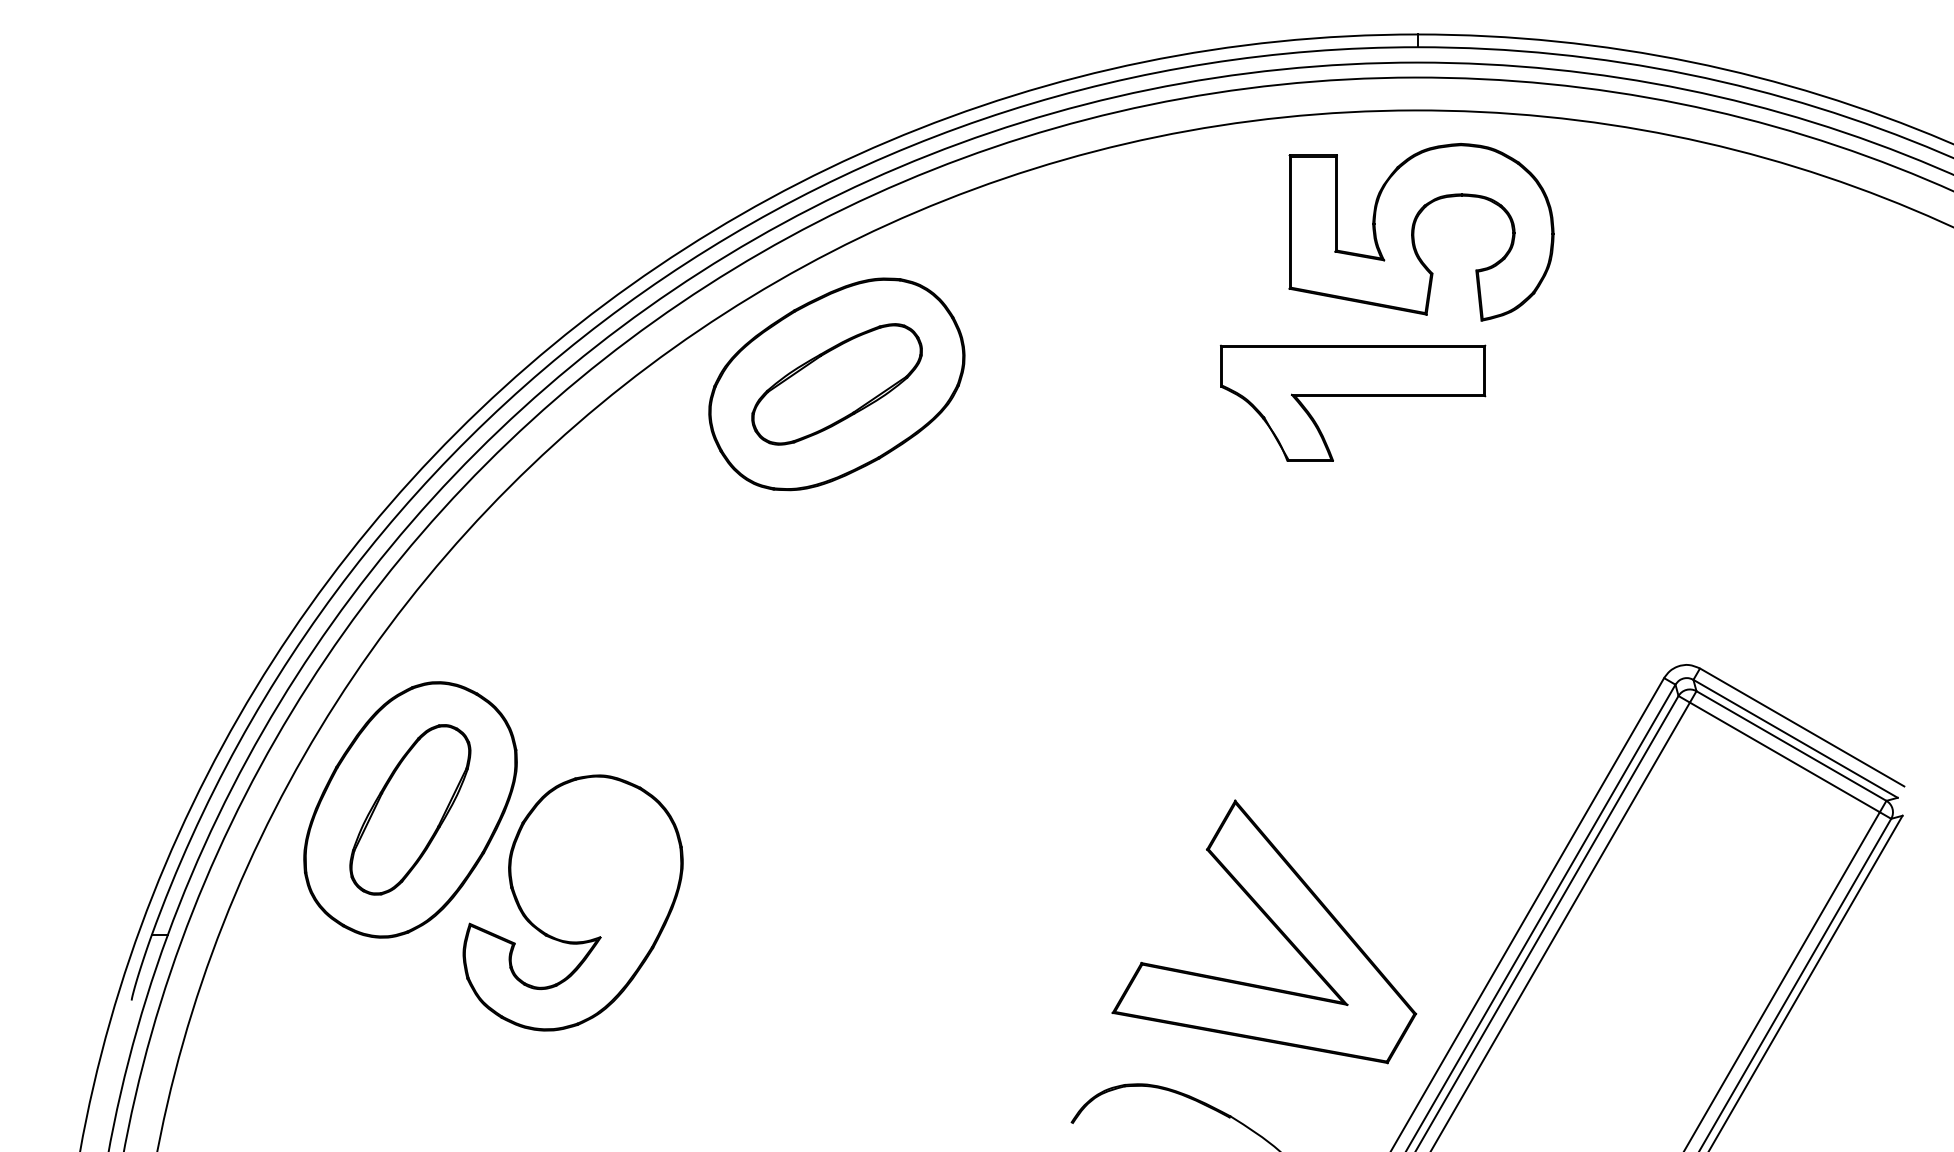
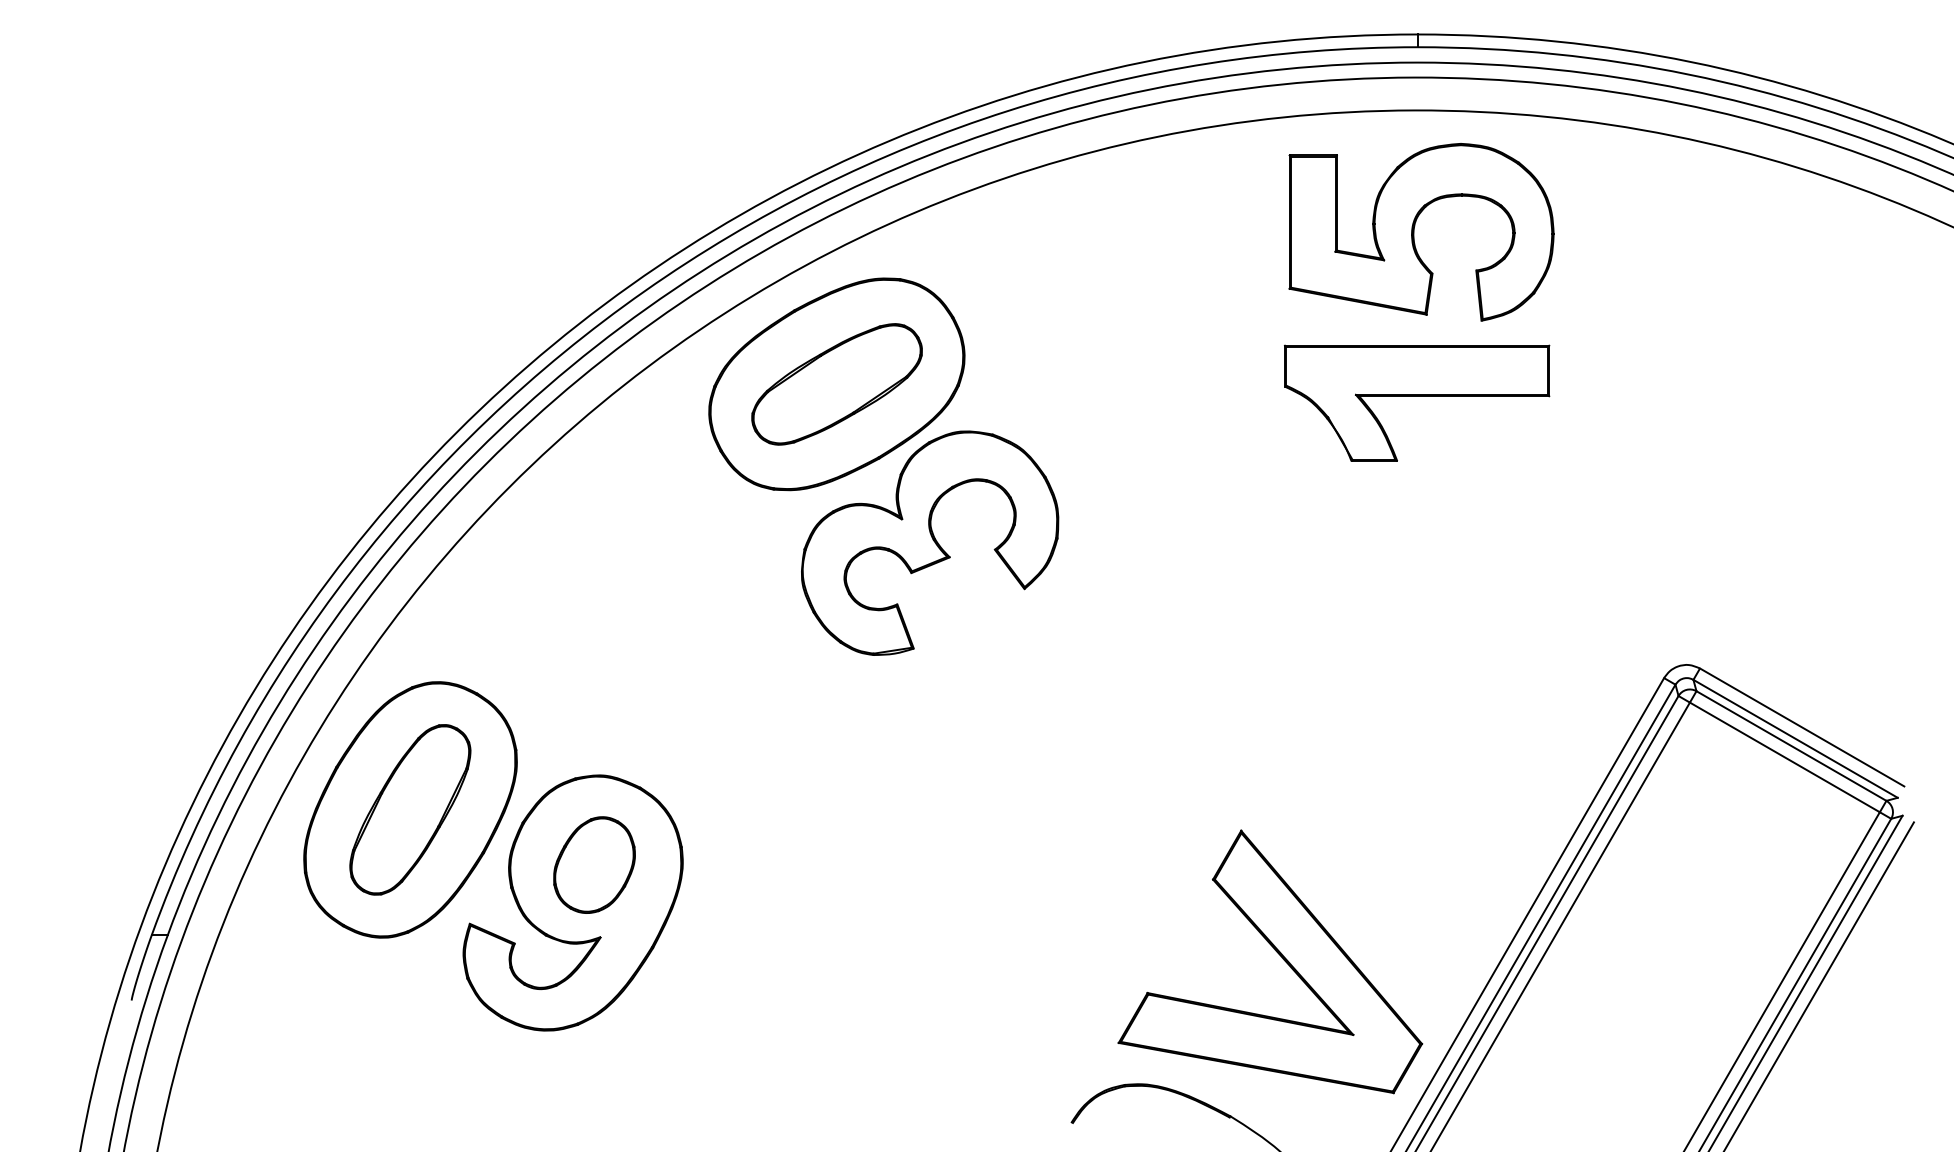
part position: (1353, 402) -> (1417, 402) (1417, 402)
part: none -> present (930, 542)
part: none -> present (594, 864)
part position: (1271, 923) -> (1277, 953) (1277, 953)
line: none -> present (1819, 985)
